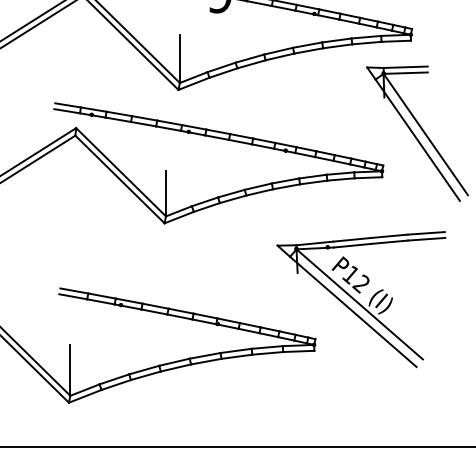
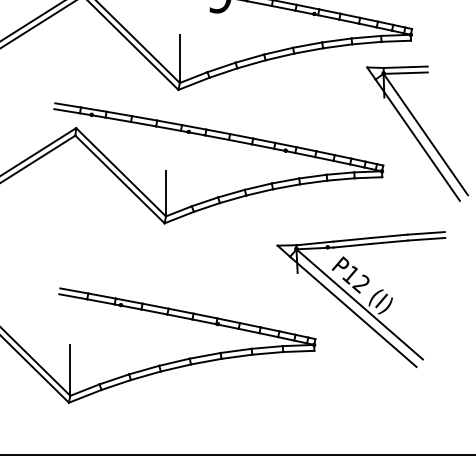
line position: (237, 447) -> (237, 455) (237, 455)
